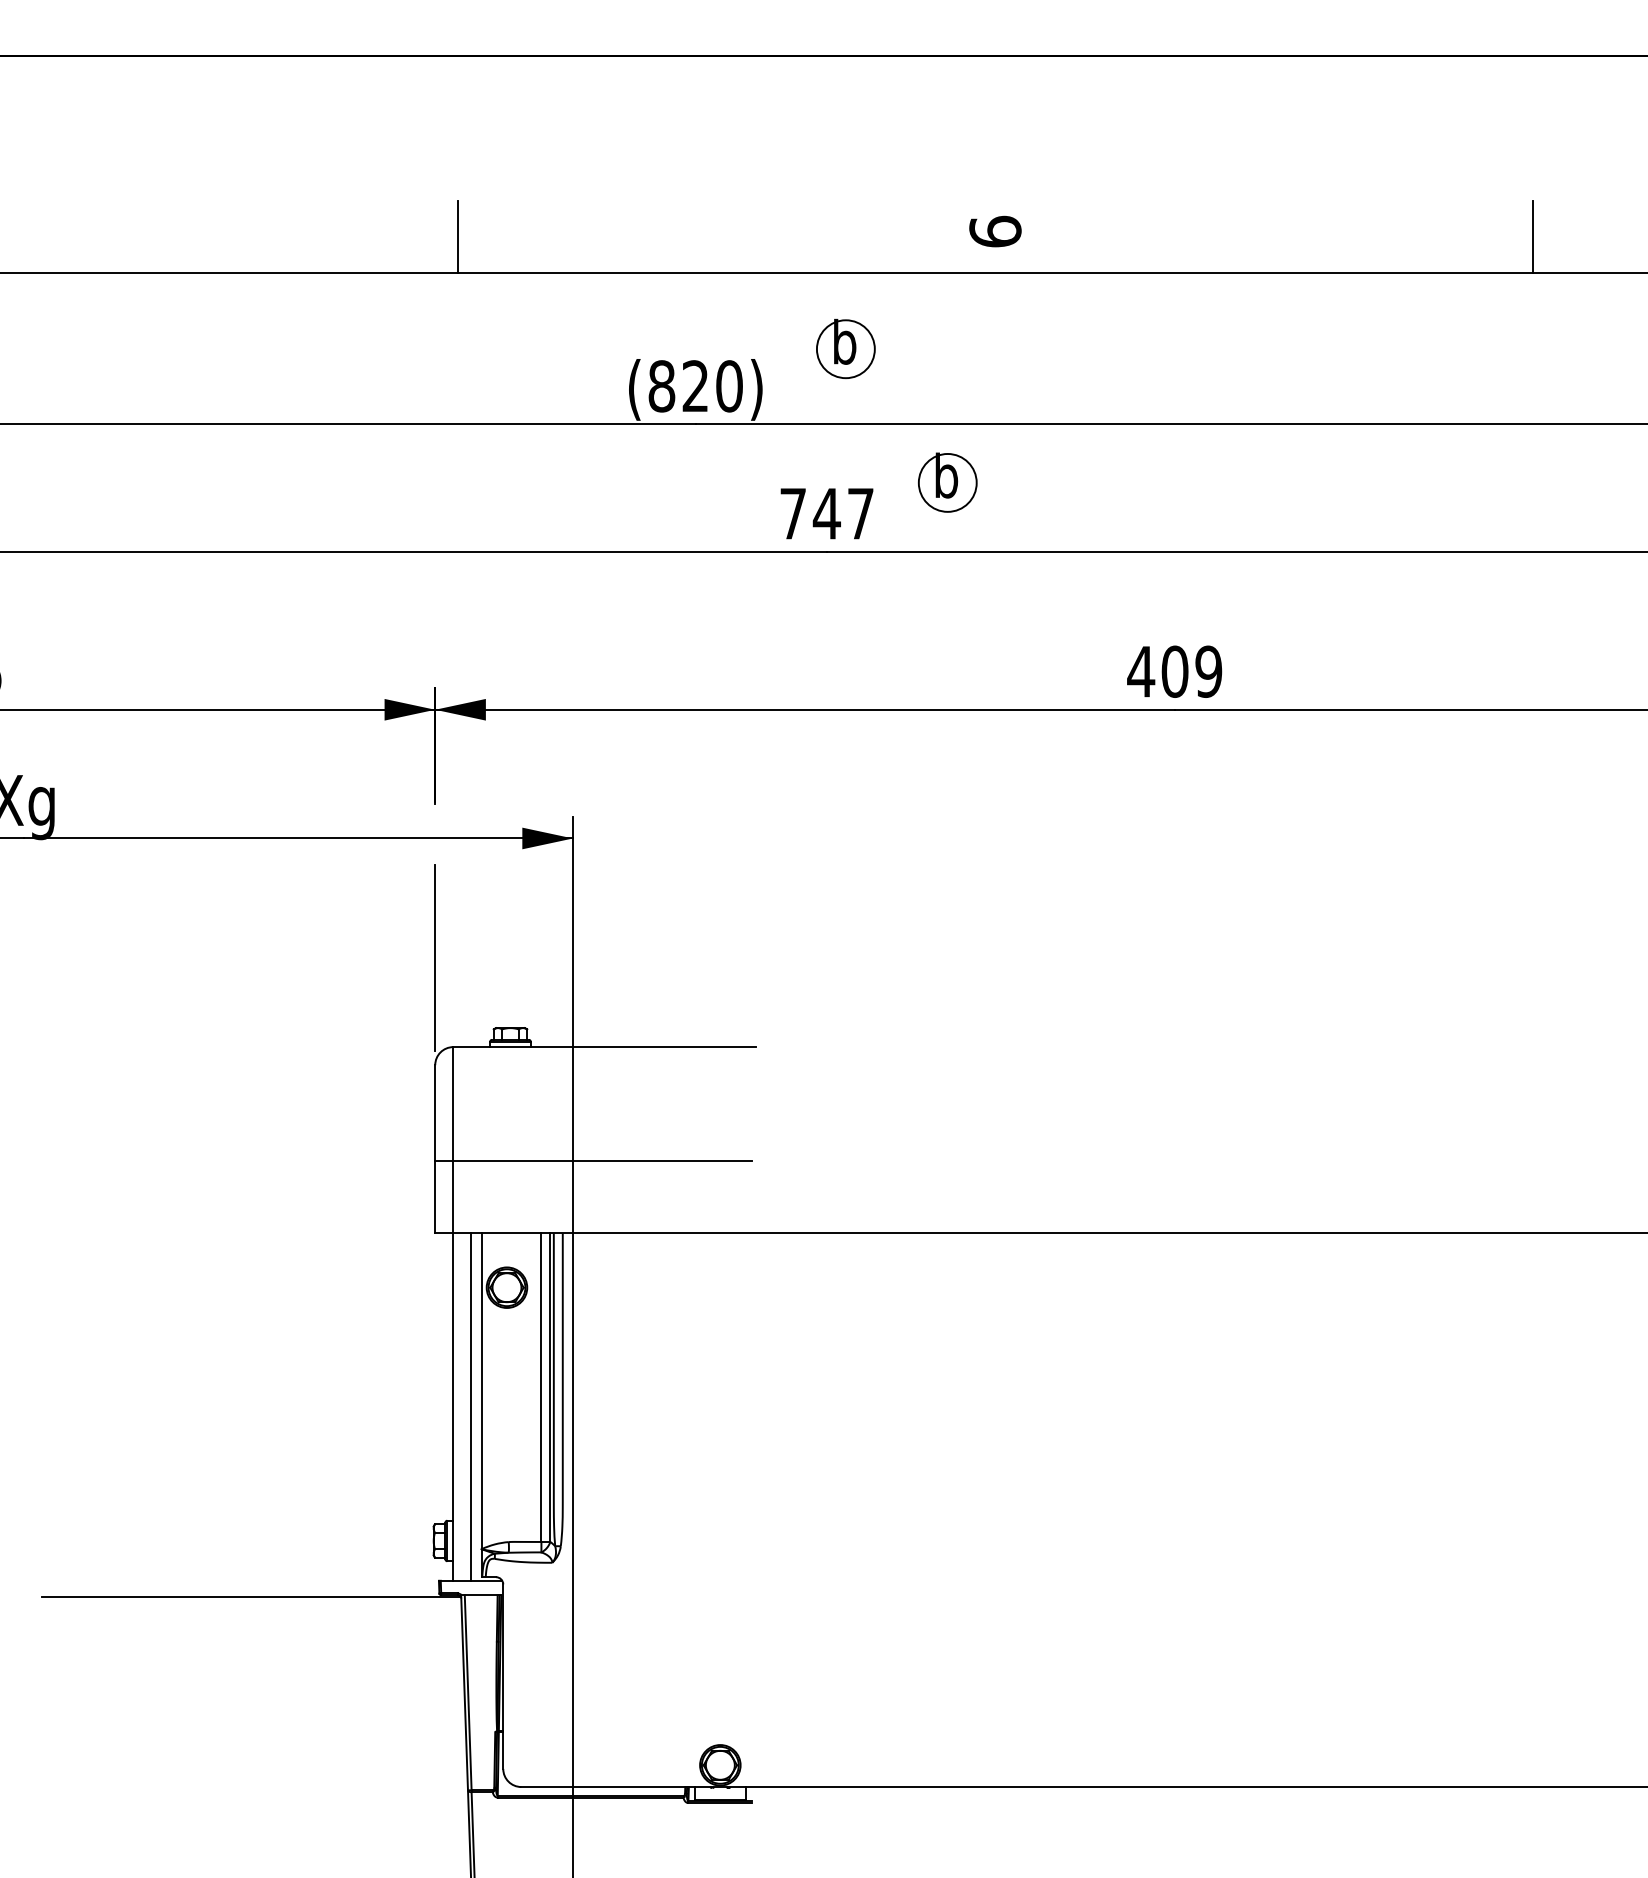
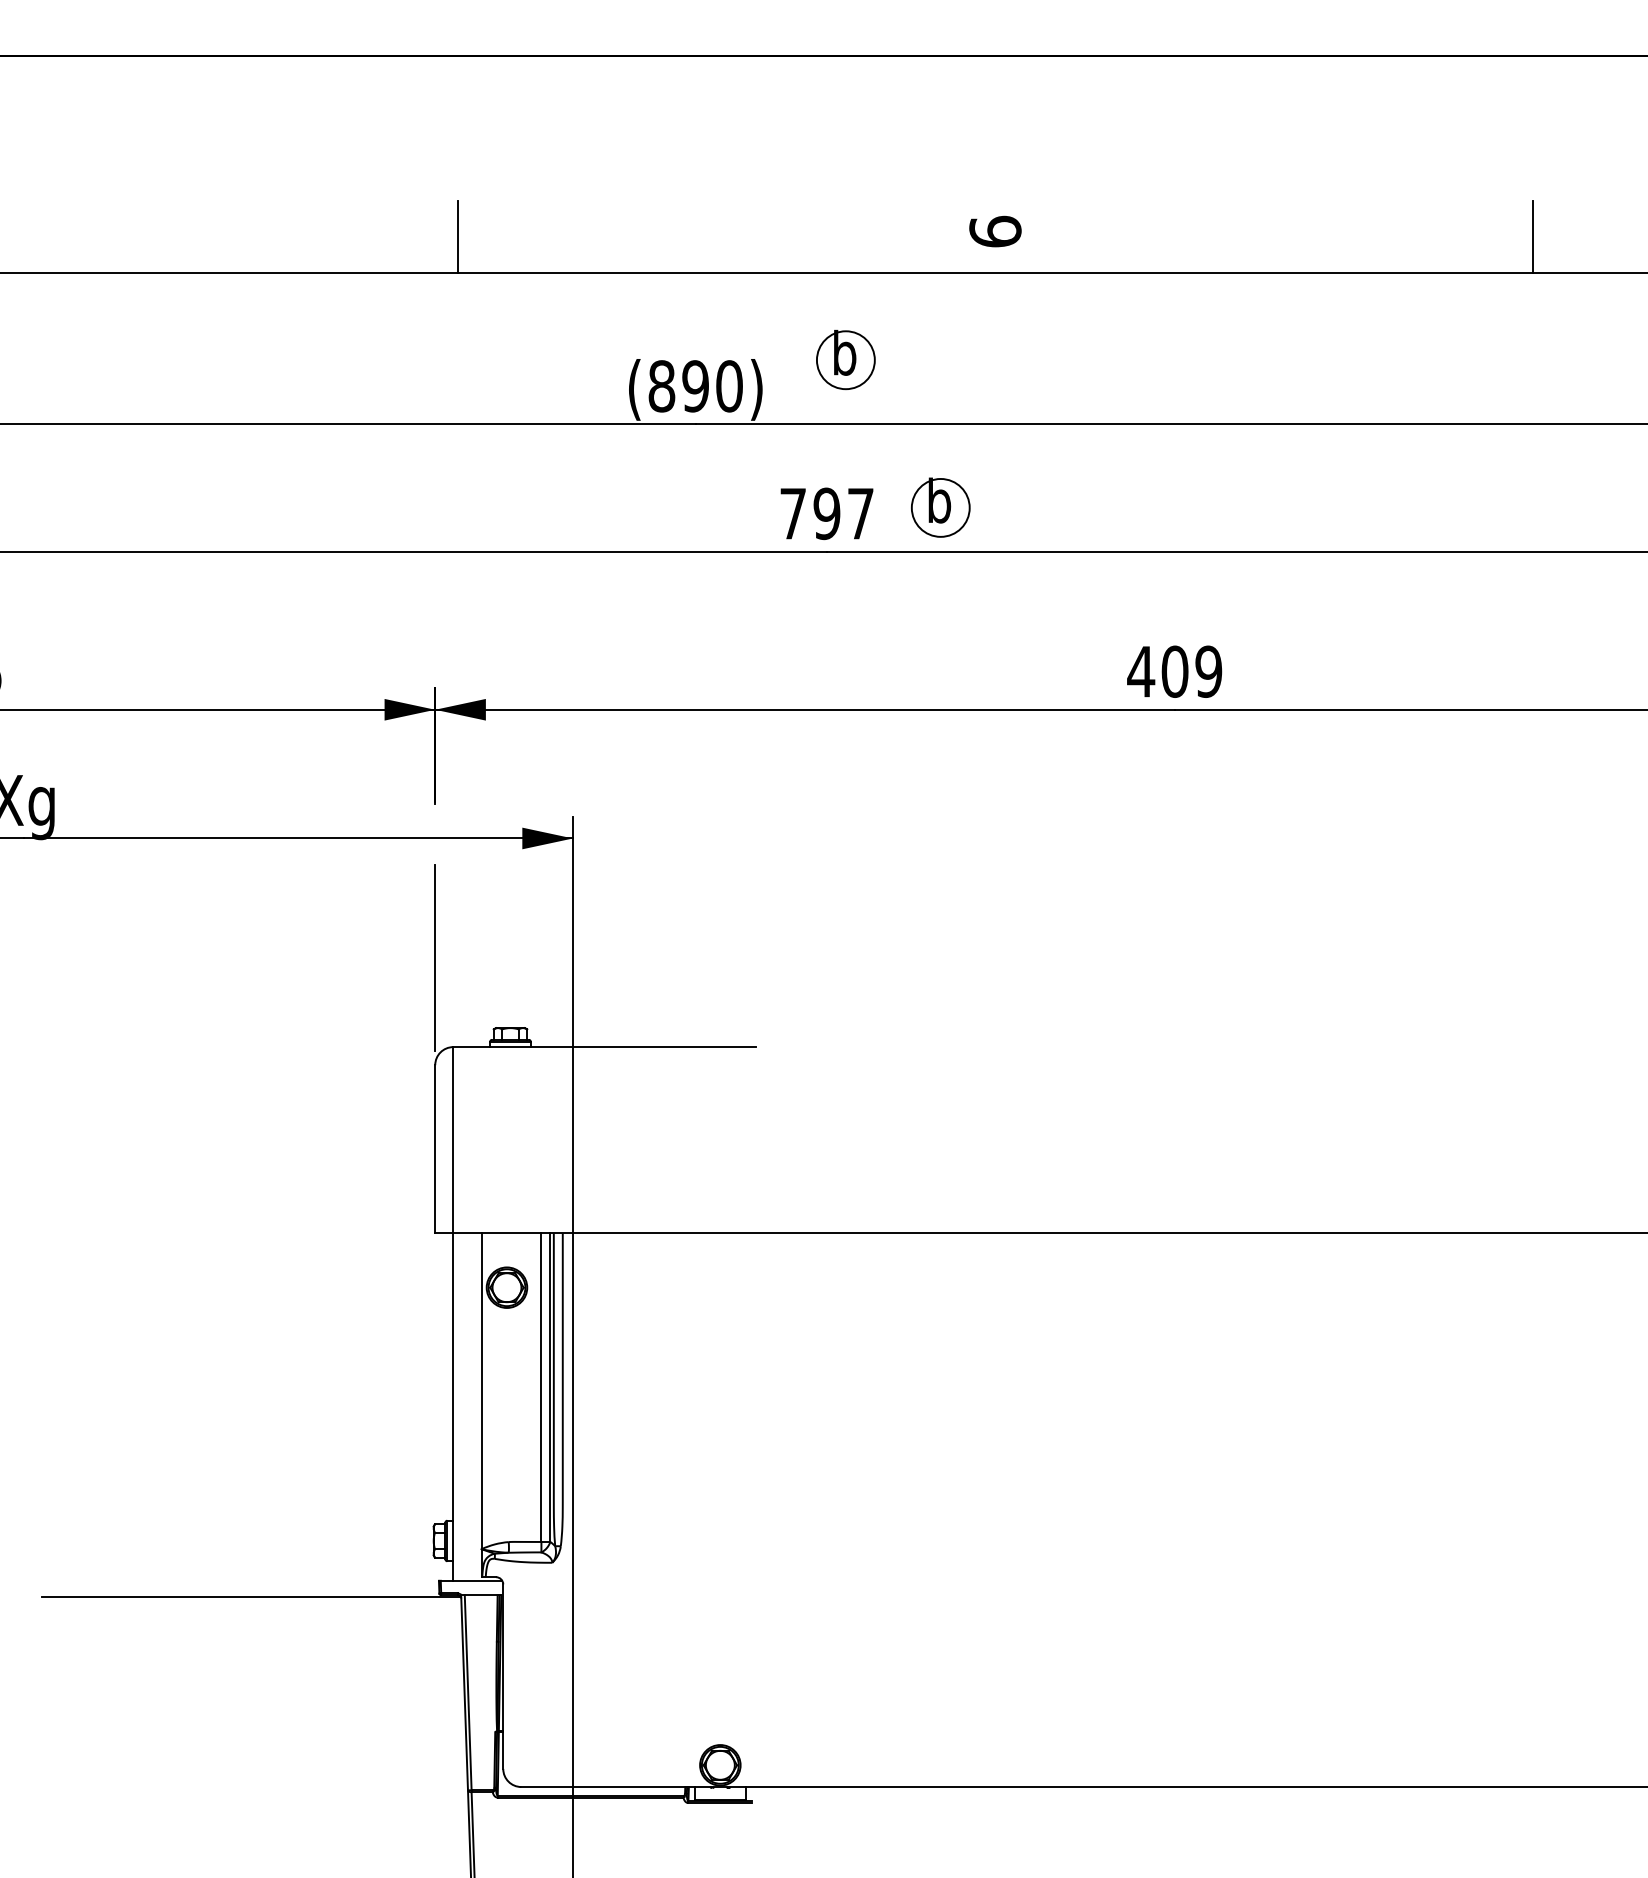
part position: (845, 349) -> (845, 360) (845, 360)
text: (820) -> (890) (695, 386)
part position: (947, 482) -> (940, 507) (940, 507)
text: 747 -> 797 (826, 513)
line: present -> none (593, 1161)
line: present -> none (470, 1406)
